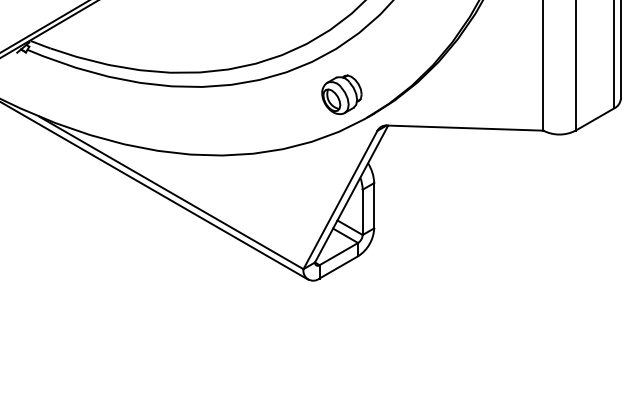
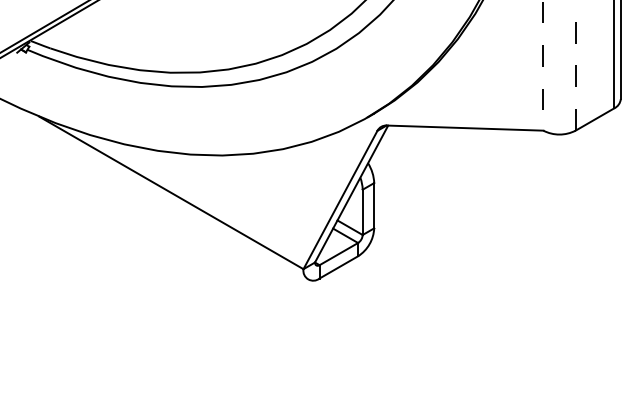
line: solid -> dashed (543, 65)
line: solid -> dashed (575, 65)
part: present -> none (341, 94)
line: present -> none (155, 191)
